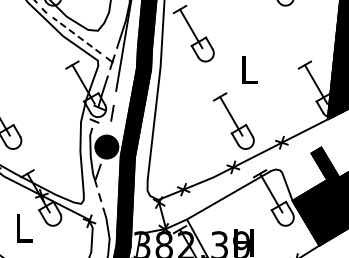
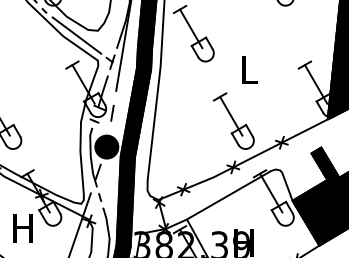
line: dashed -> solid (76, 35)
line: none -> present (80, 223)
text: L -> H (22, 228)
